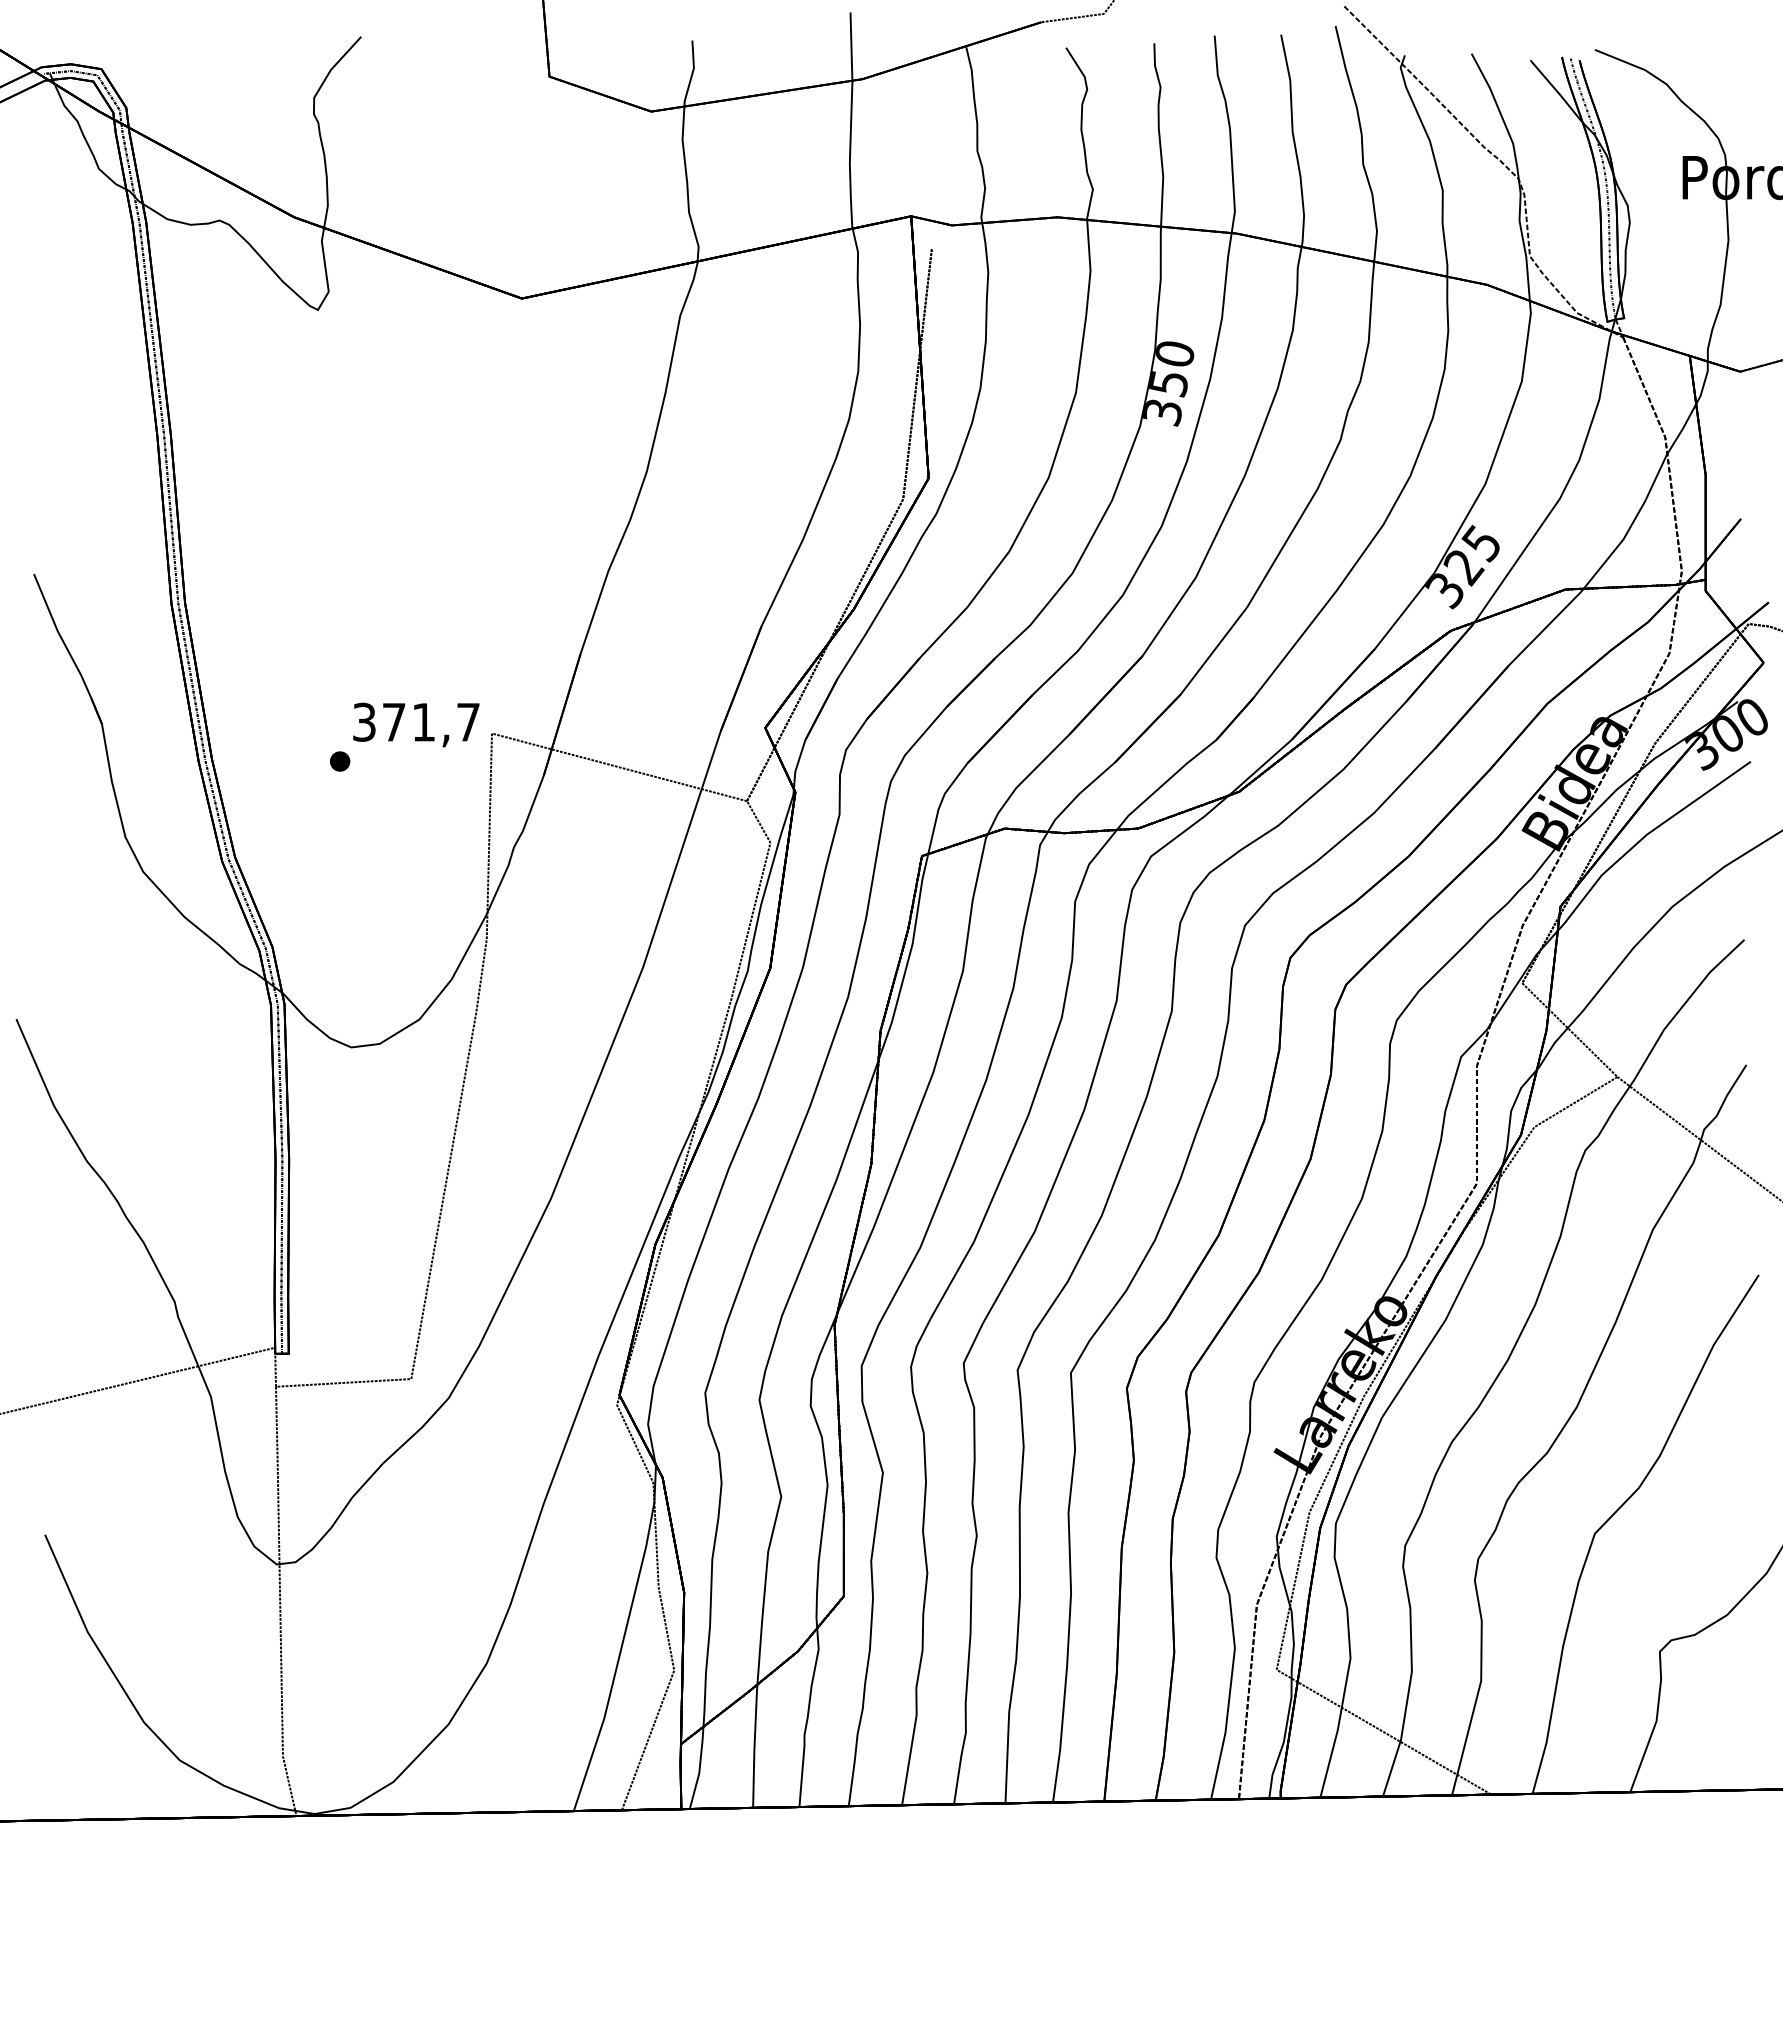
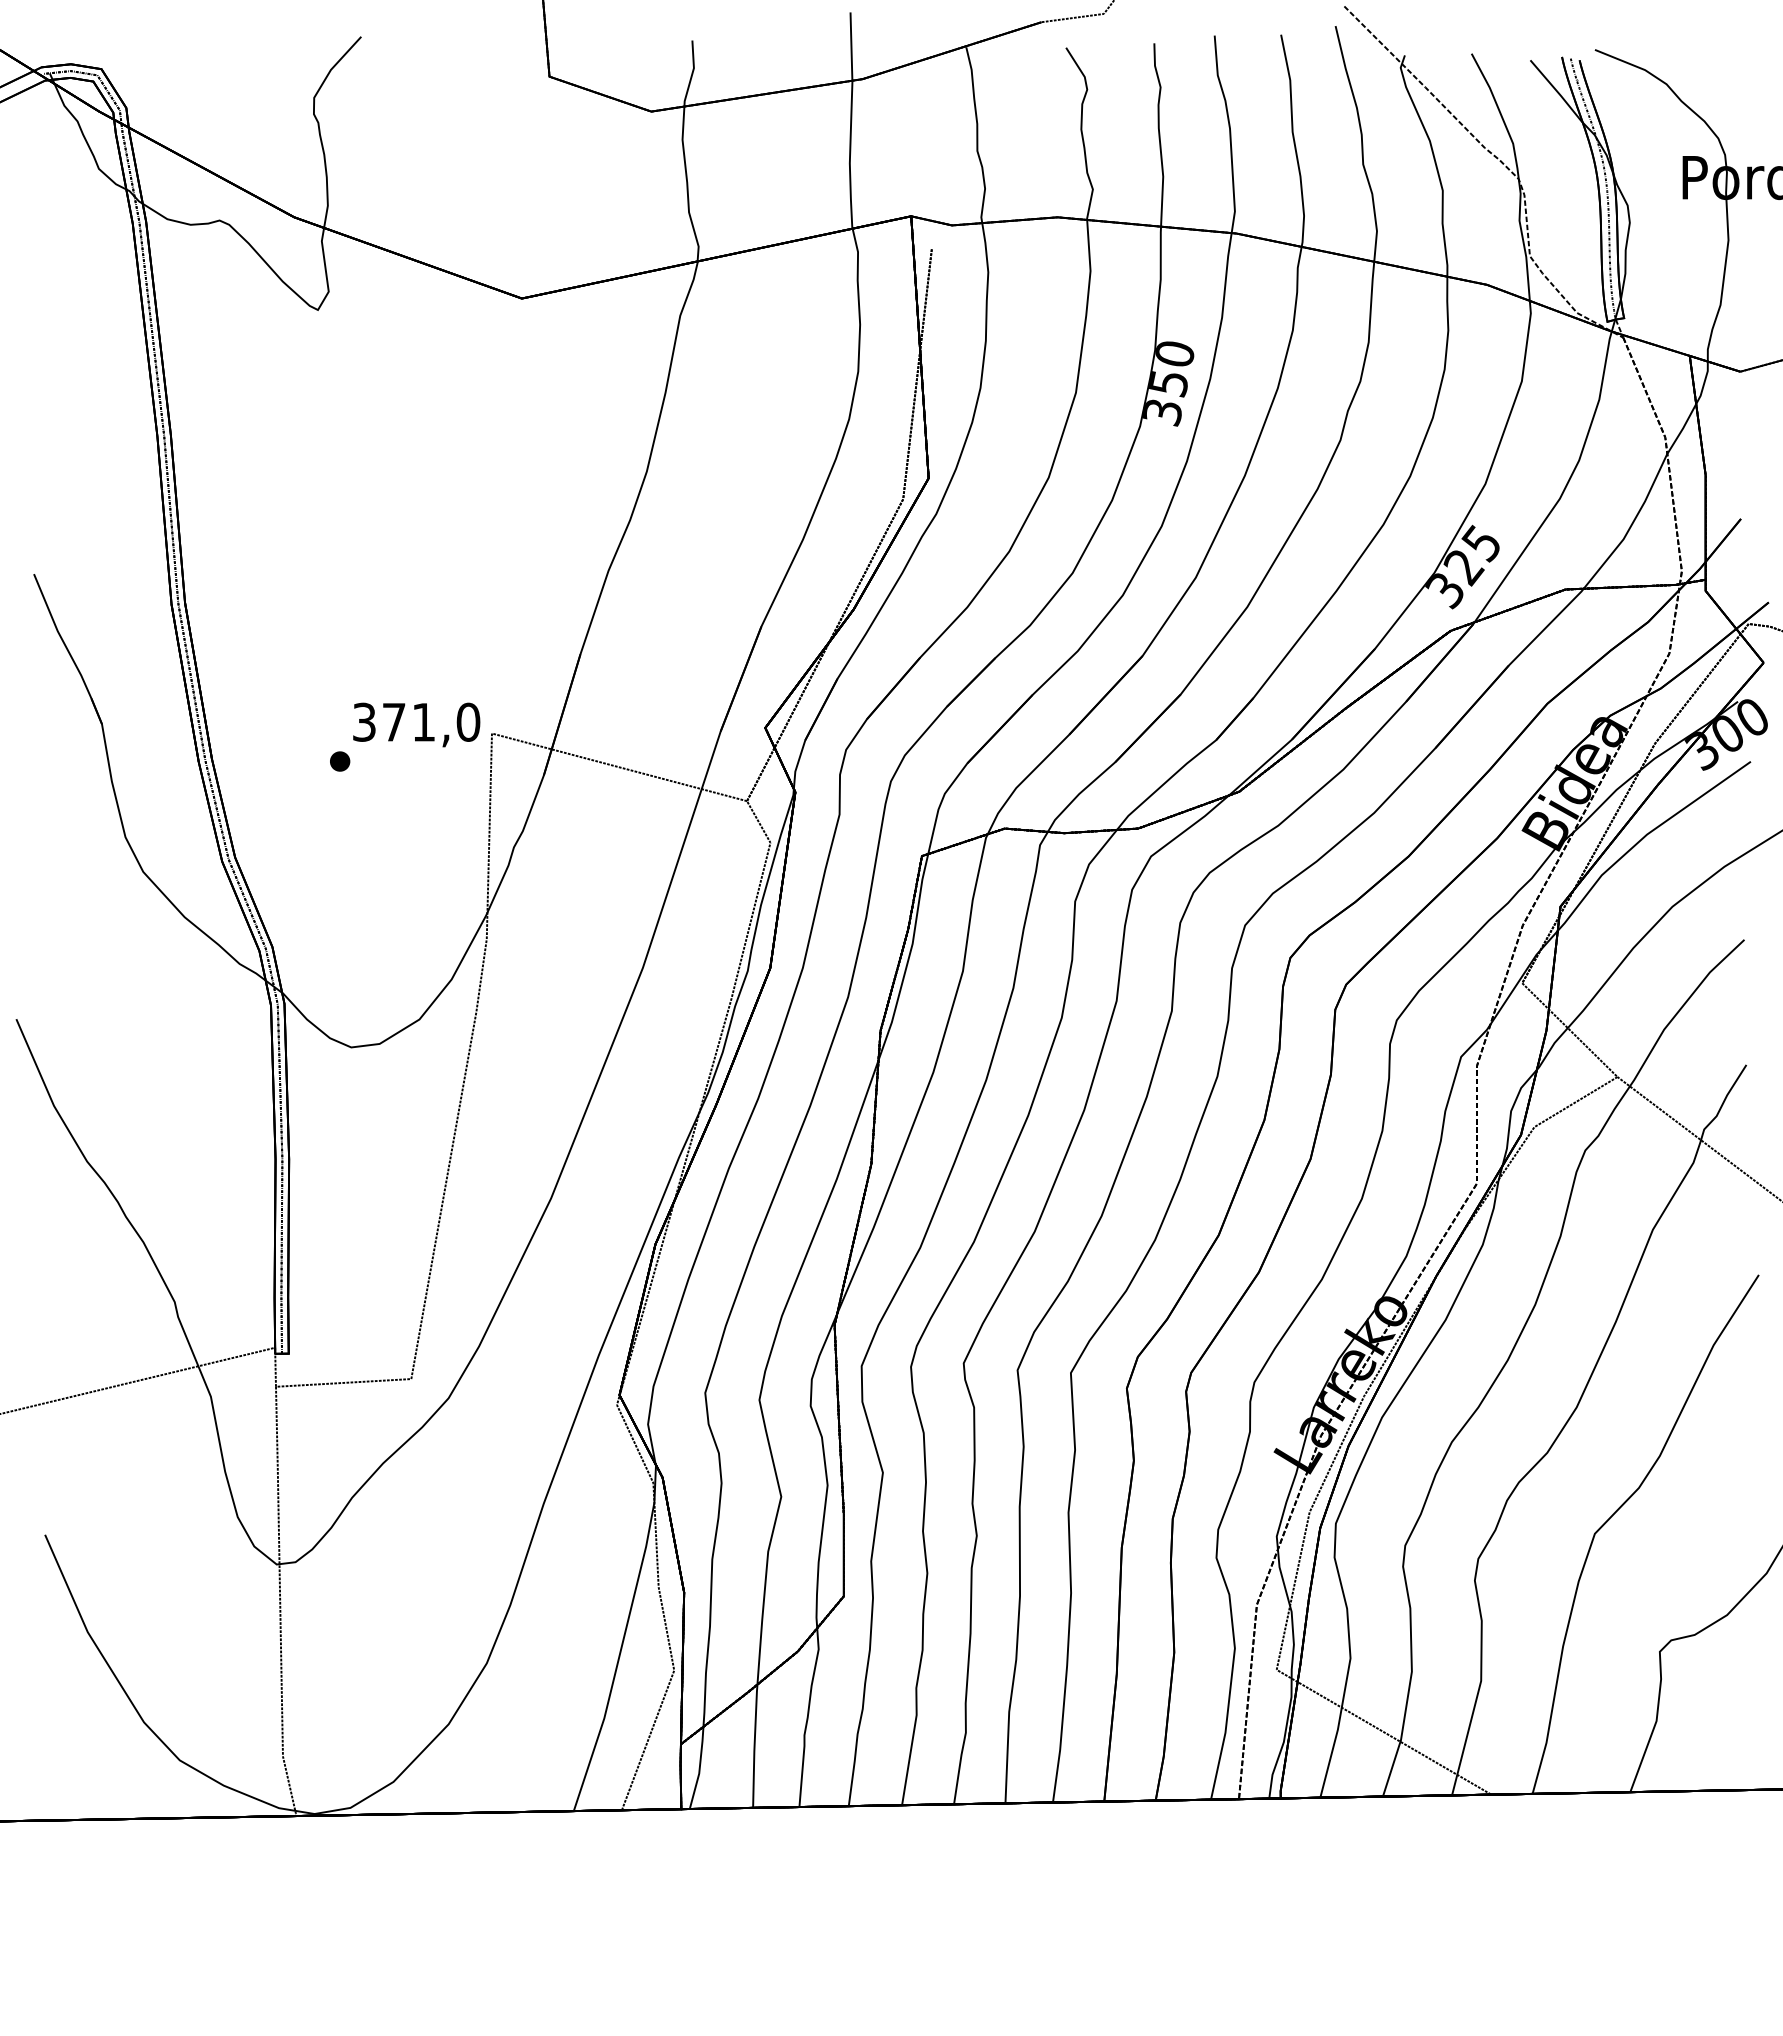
text: 371,7 -> 371,0 (468, 721)
